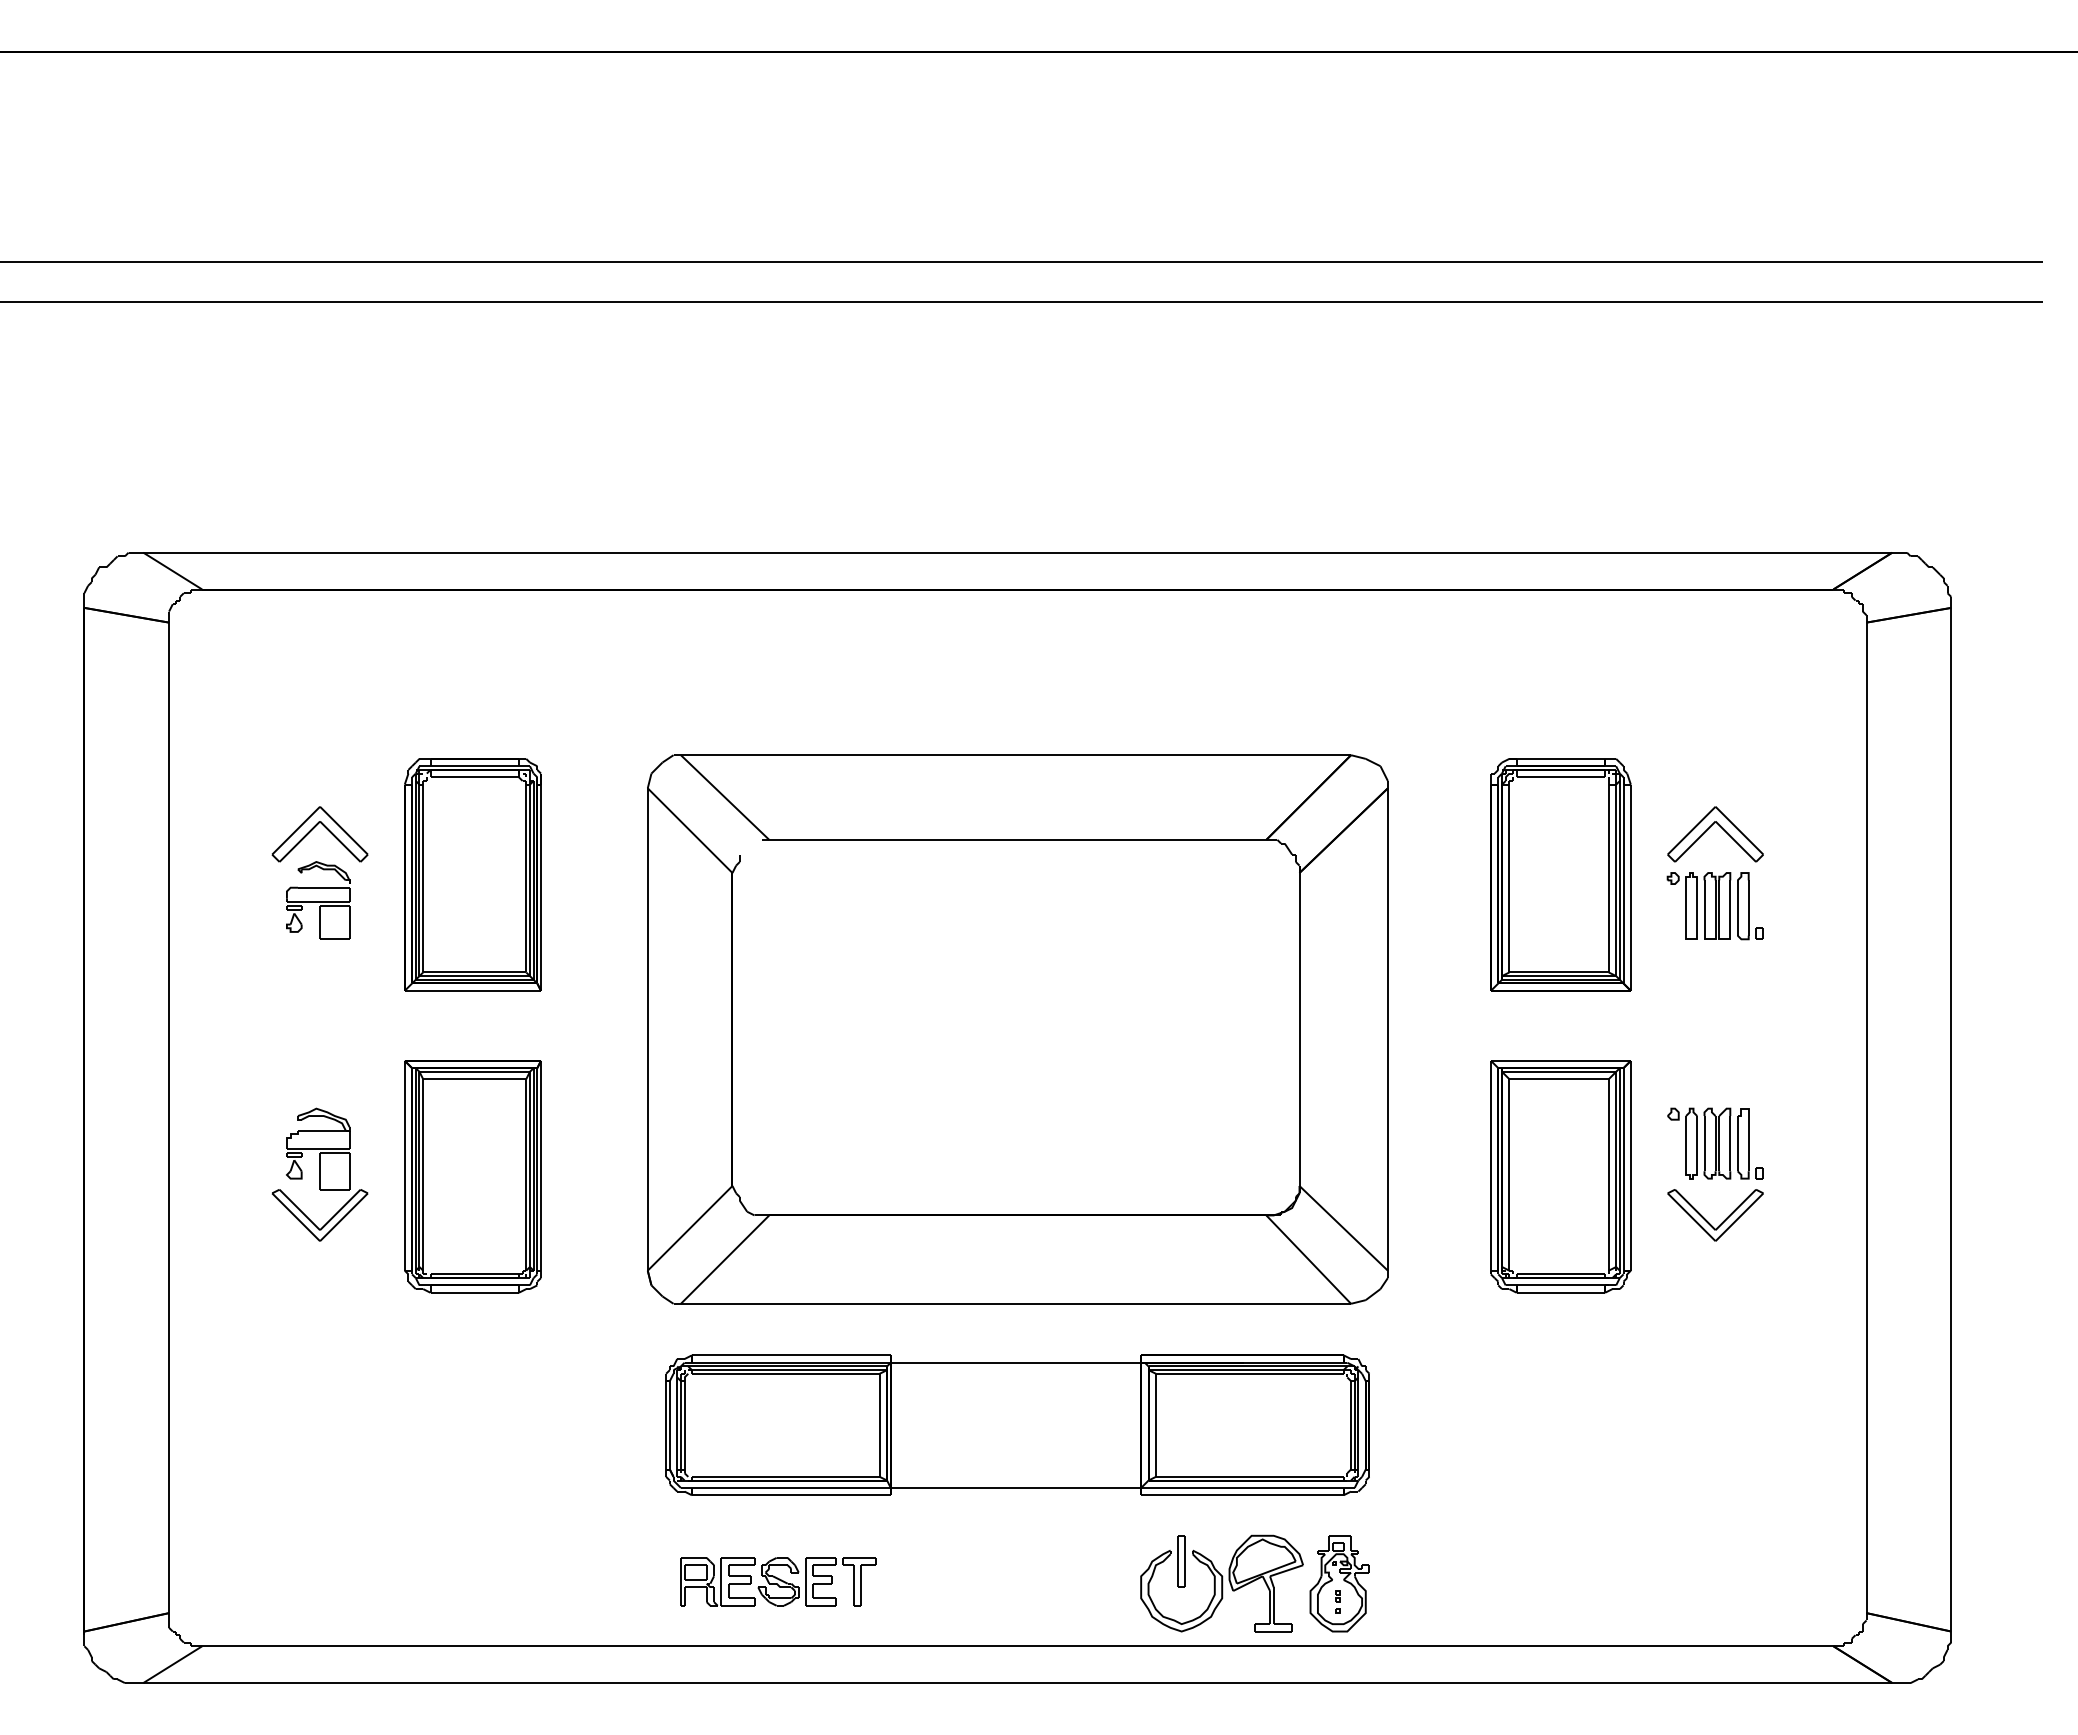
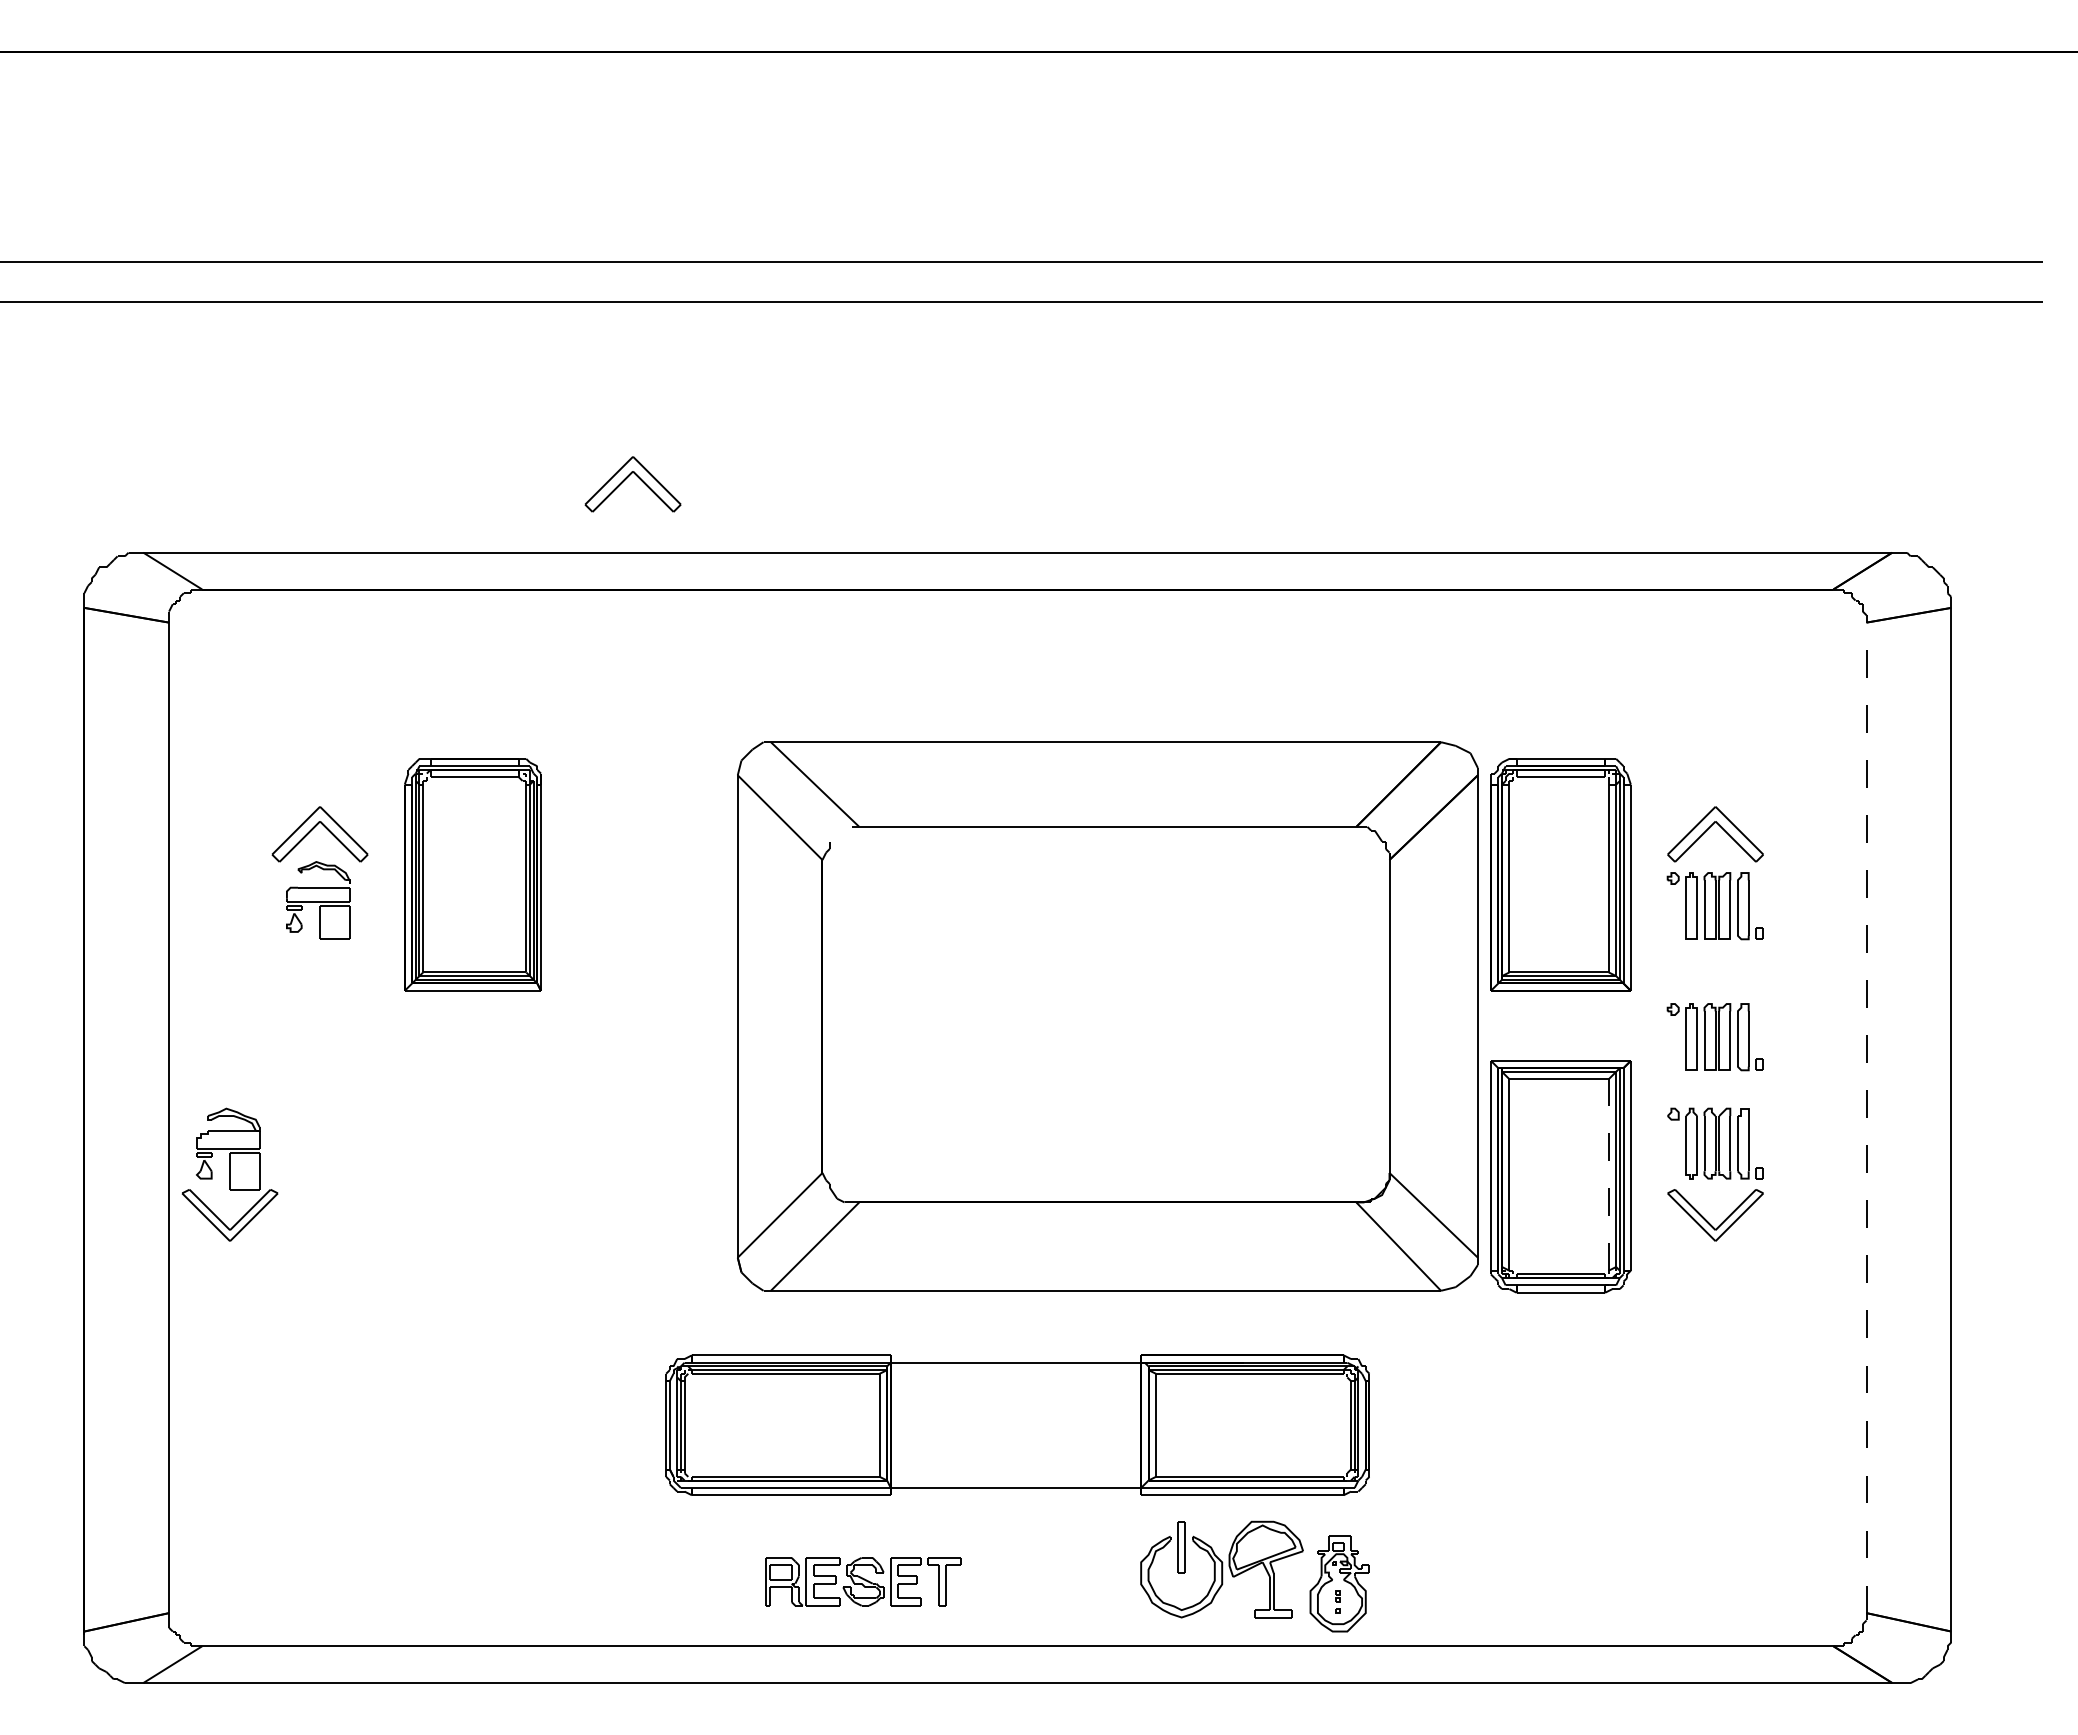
part: none -> present (627, 478)
part position: (1017, 1029) -> (1107, 1016) (1107, 1016)
part: none -> present (1714, 1037)
line: solid -> dashed (1866, 1117)
part position: (319, 1174) -> (229, 1174) (229, 1174)
line: solid -> dashed (1608, 1174)
part: present -> none (472, 1176)
part position: (778, 1581) -> (863, 1581) (863, 1581)
part position: (1221, 1583) -> (1221, 1569) (1221, 1569)
